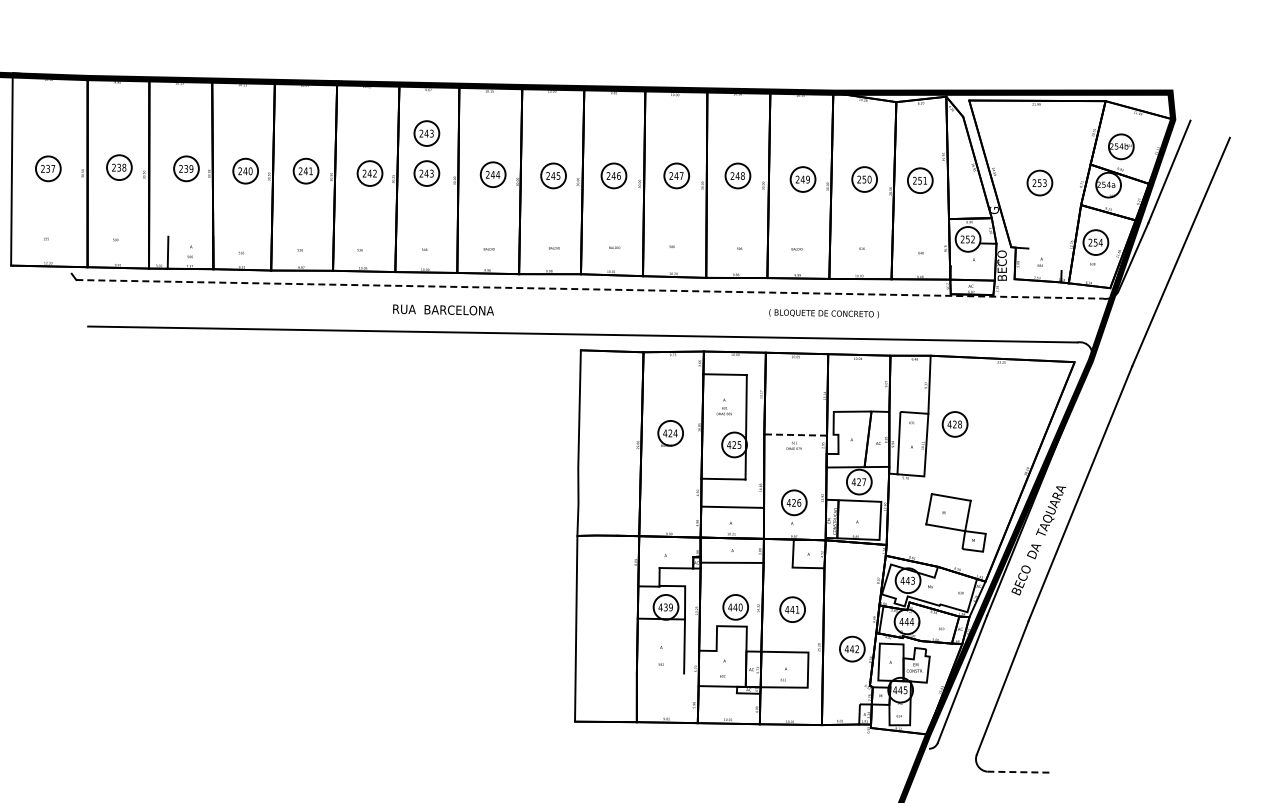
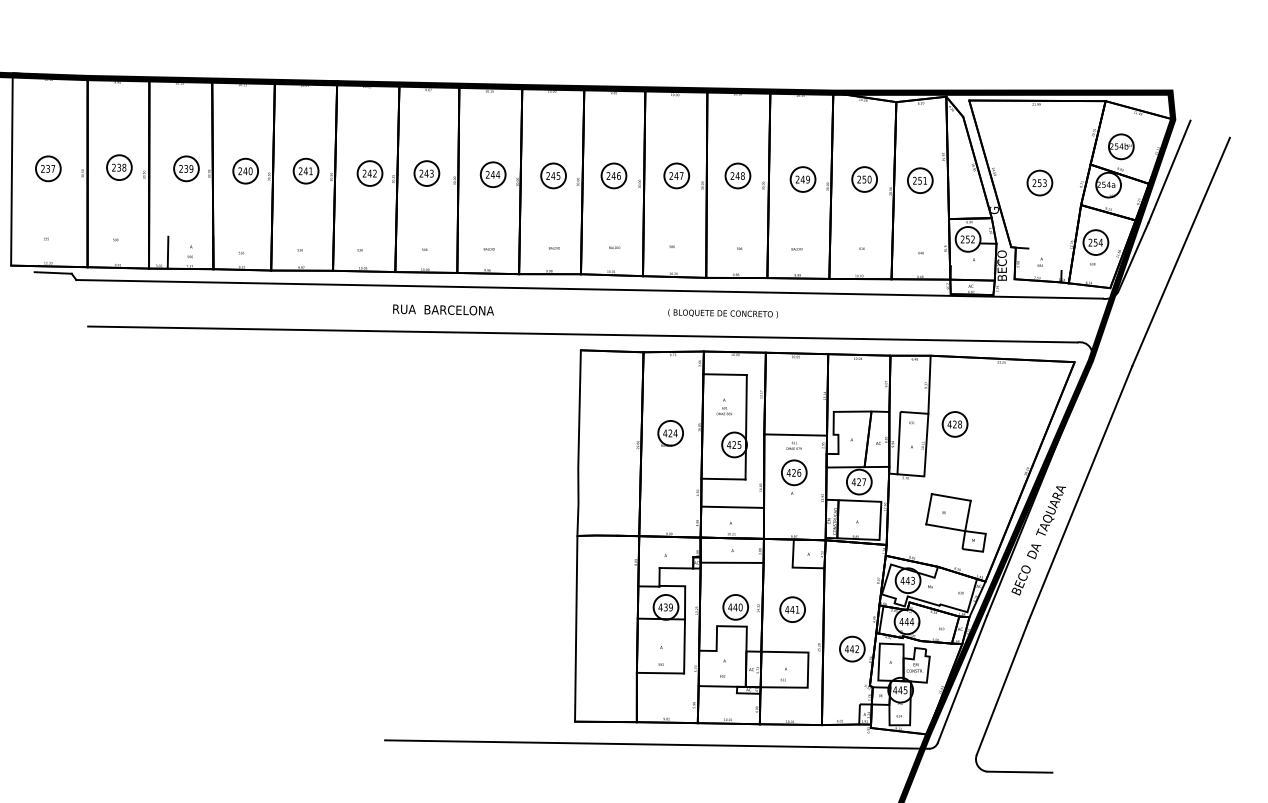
part: present -> none (426, 133)
line: none -> present (52, 272)
line: dashed -> solid (590, 289)
text position: (823, 313) -> (722, 313) (722, 313)
line: dashed -> solid (795, 435)
part position: (794, 506) -> (794, 476) (794, 476)
line: none -> present (660, 672)
line: none -> present (657, 744)
line: dashed -> solid (1019, 772)
